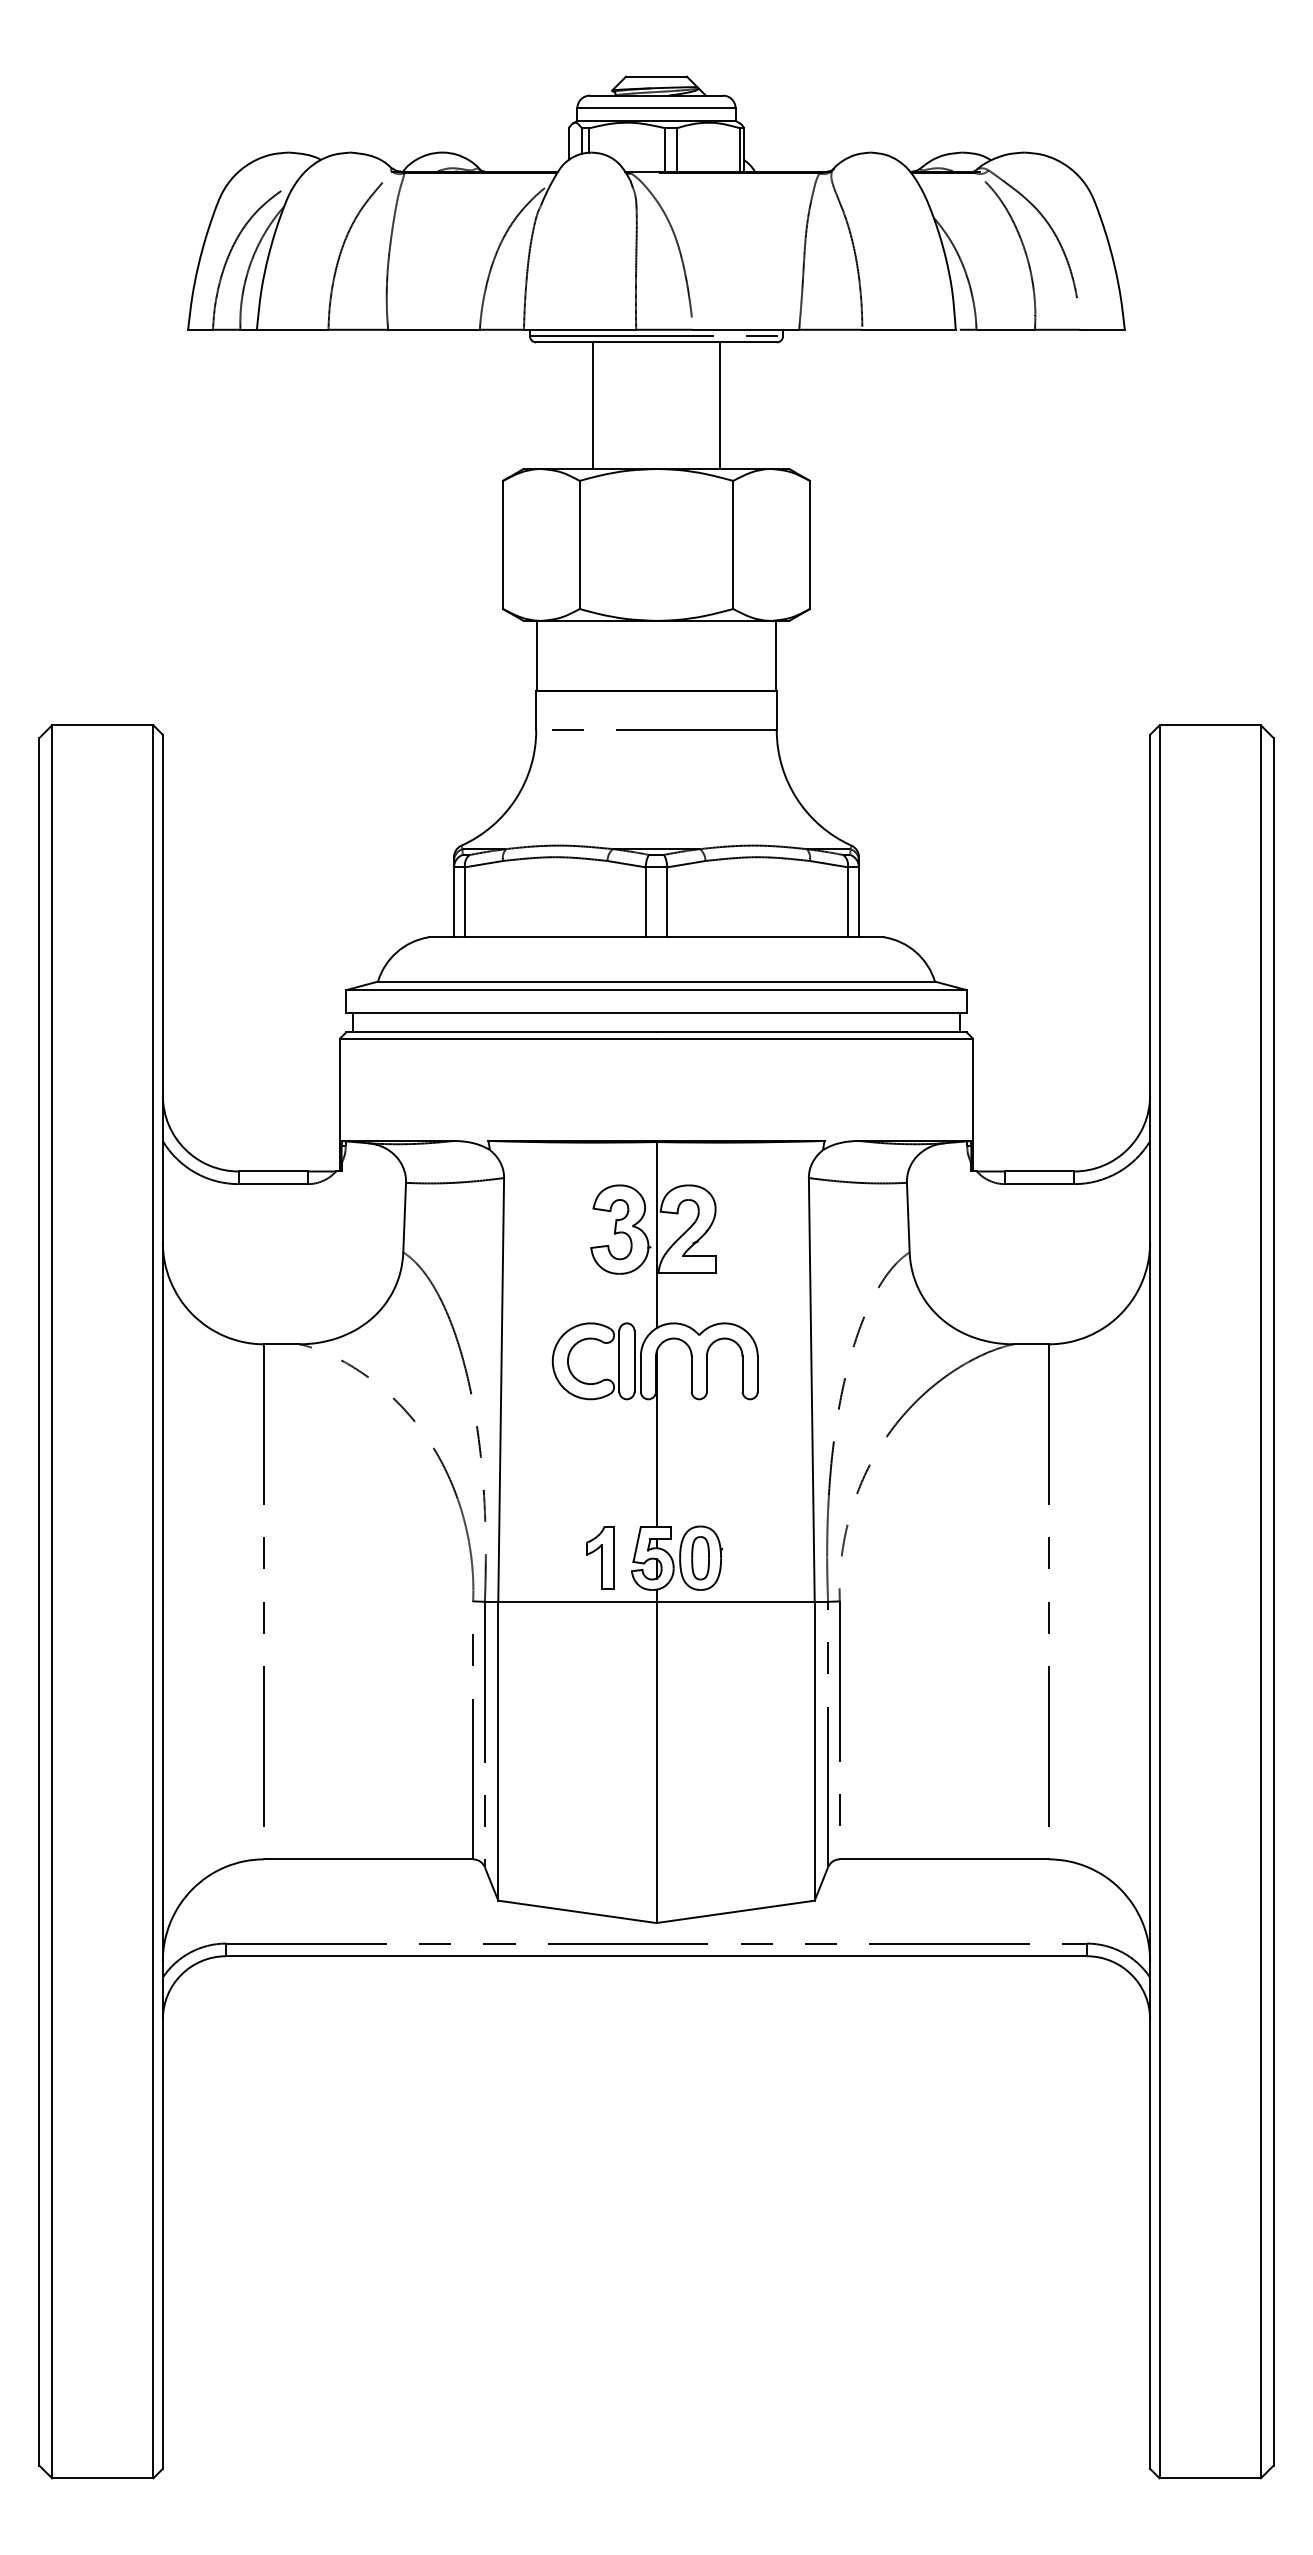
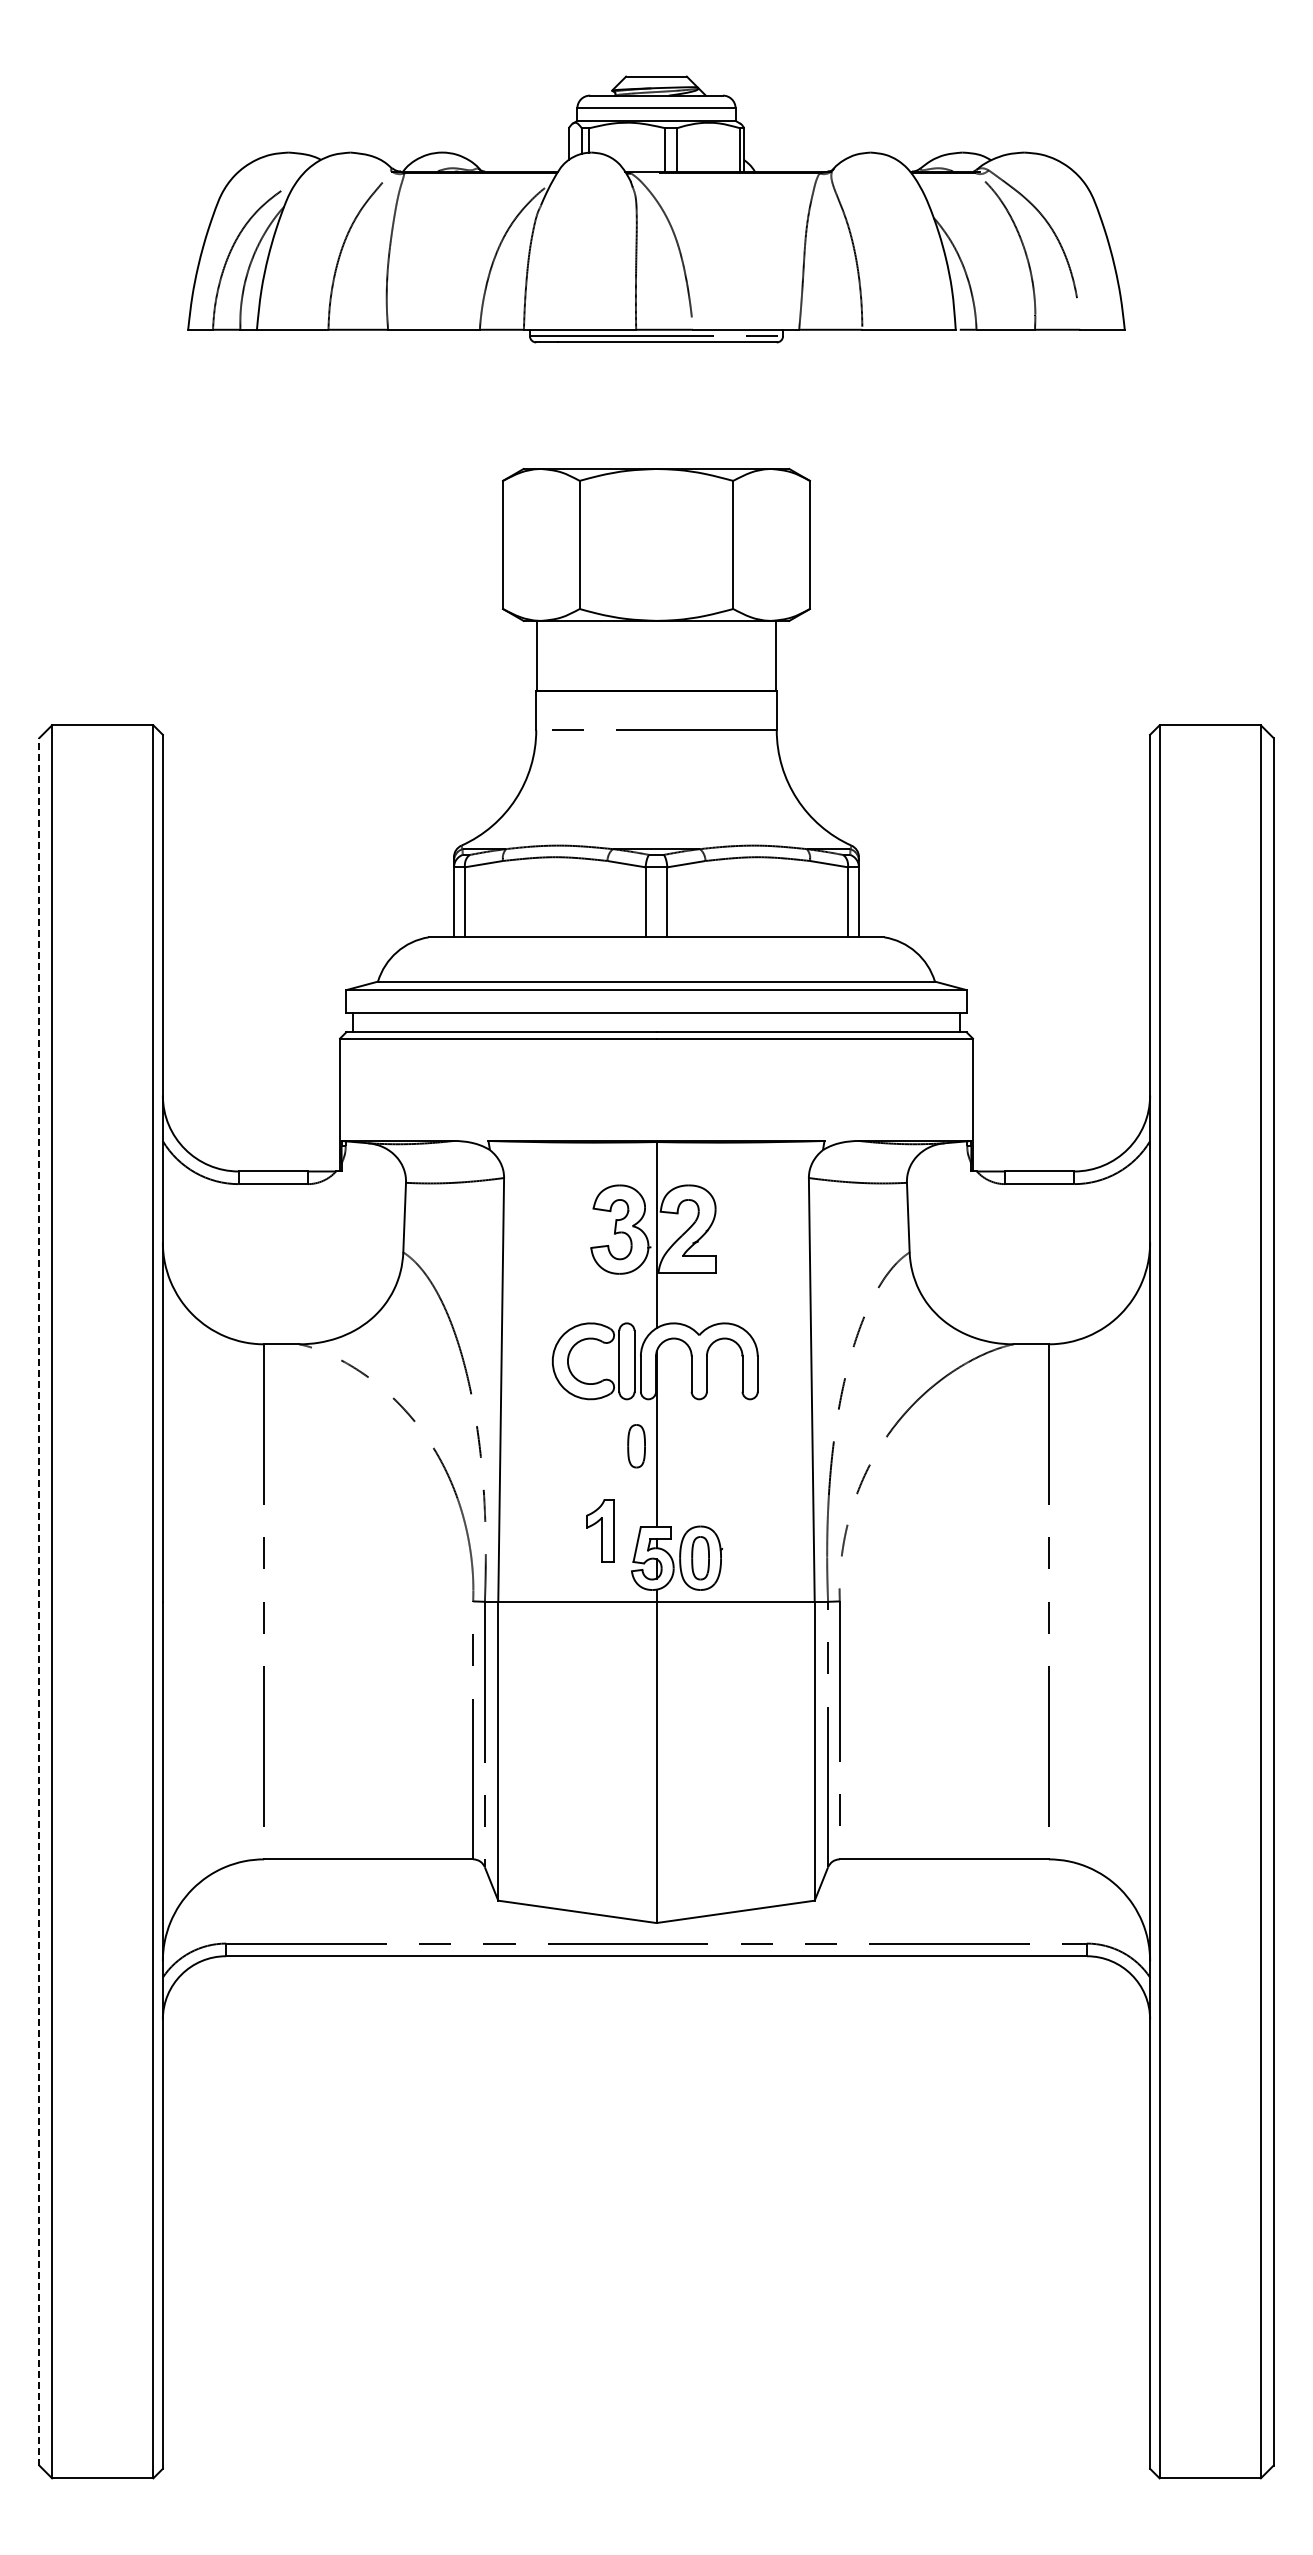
line: present -> none (593, 405)
line: present -> none (719, 405)
part: none -> present (636, 1446)
part position: (600, 1557) -> (600, 1530) (600, 1530)
line: solid -> dashed (39, 1601)
